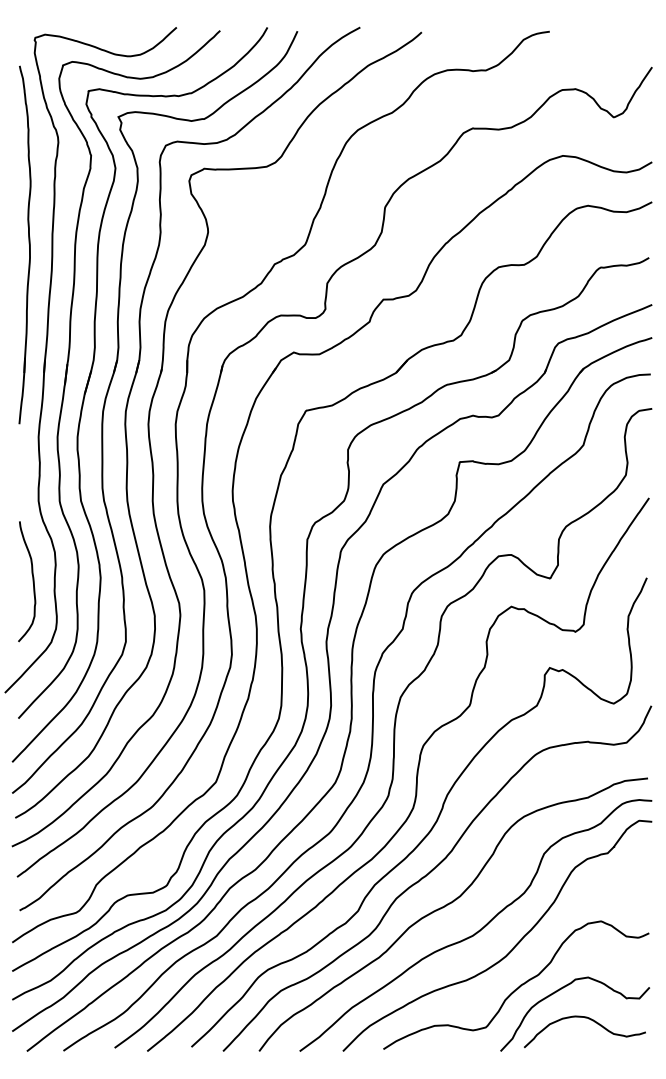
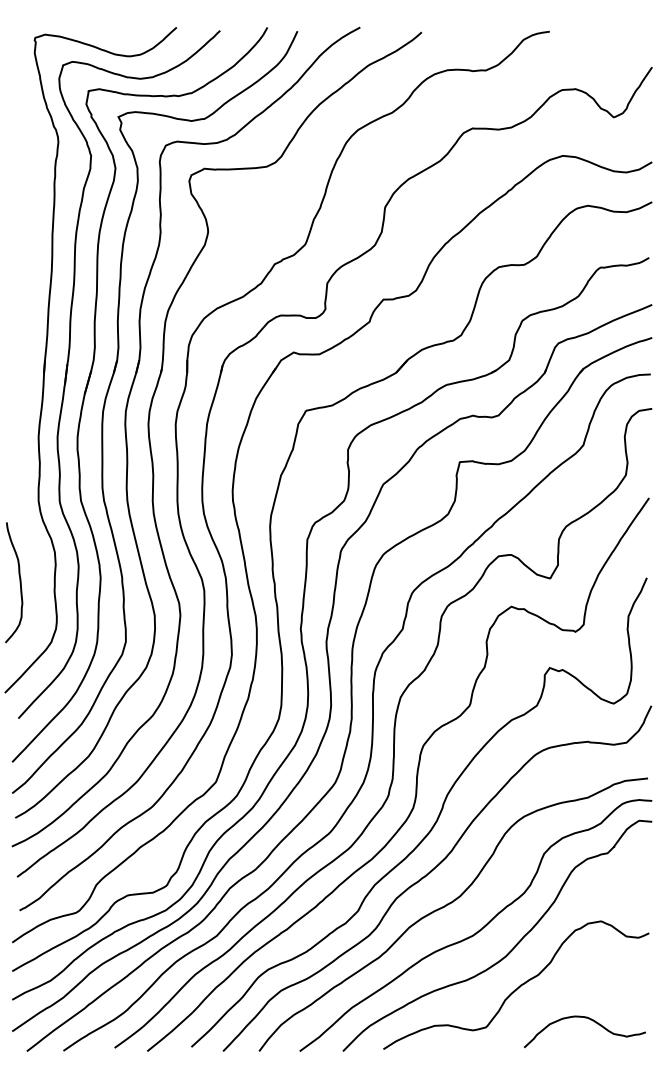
part: present -> none (24, 244)
curve position: (32, 581) -> (19, 582) (19, 582)
curve: present -> none (560, 990)
